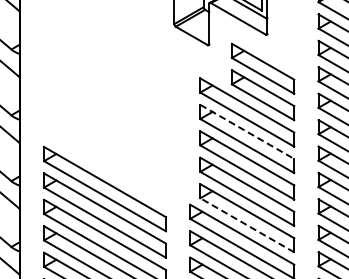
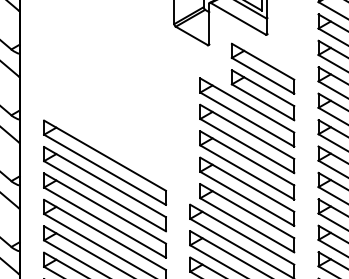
line: dashed -> solid (247, 132)
part: none -> present (104, 162)
line: dashed -> solid (246, 225)
